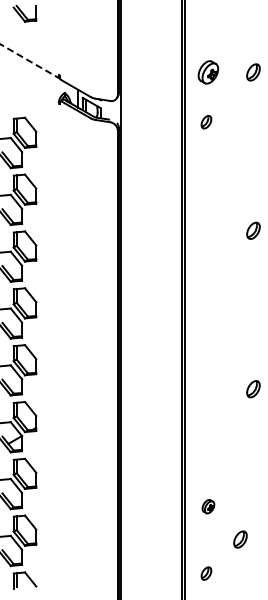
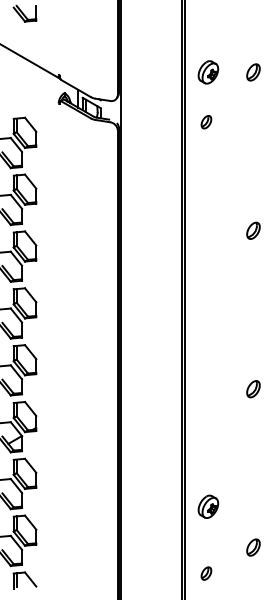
line: dashed -> solid (30, 61)
part size: 15x16 px -> 23x25 px (208, 506)
part position: (240, 539) -> (253, 547) (253, 547)
